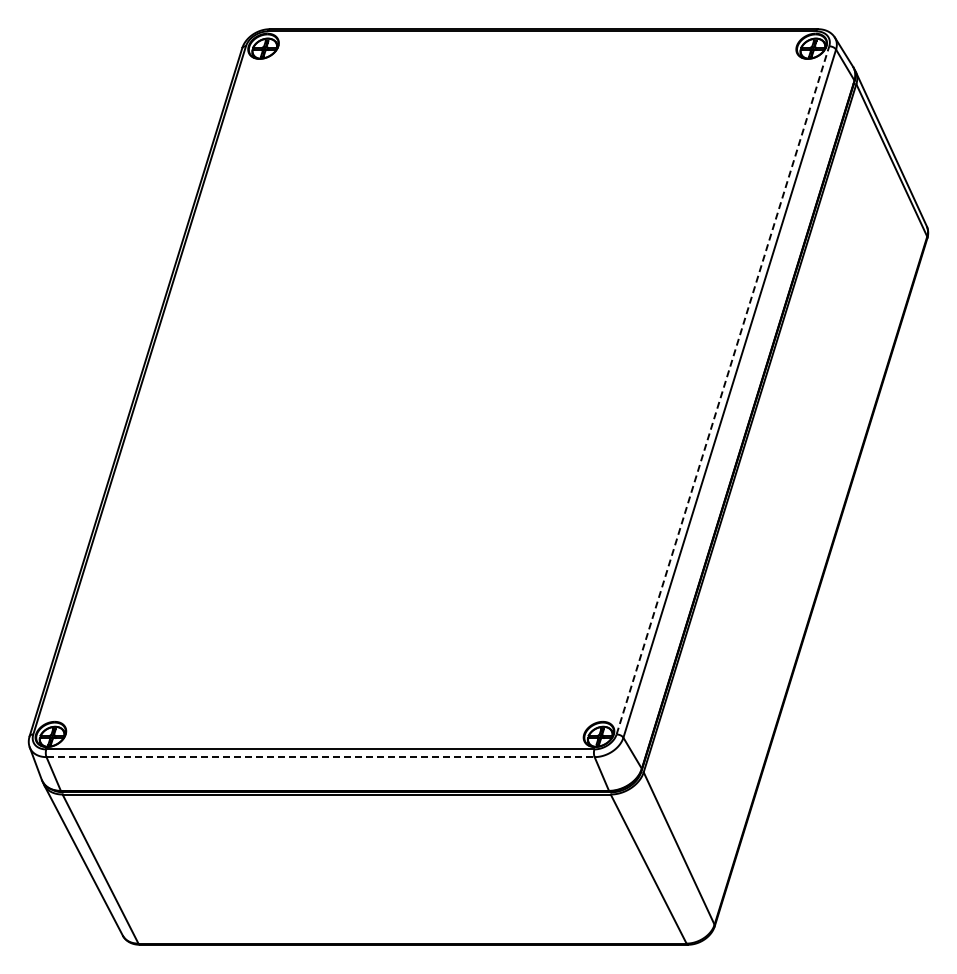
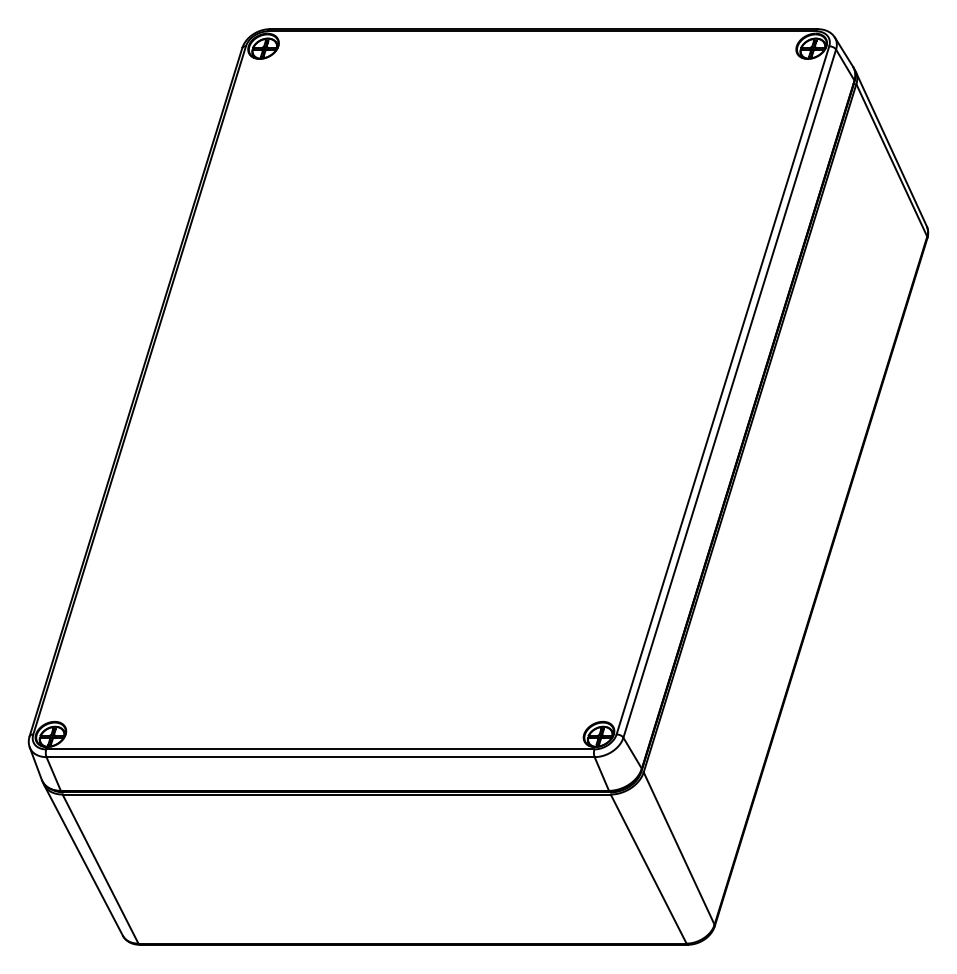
line: dashed -> solid (723, 389)
line: dashed -> solid (321, 757)
